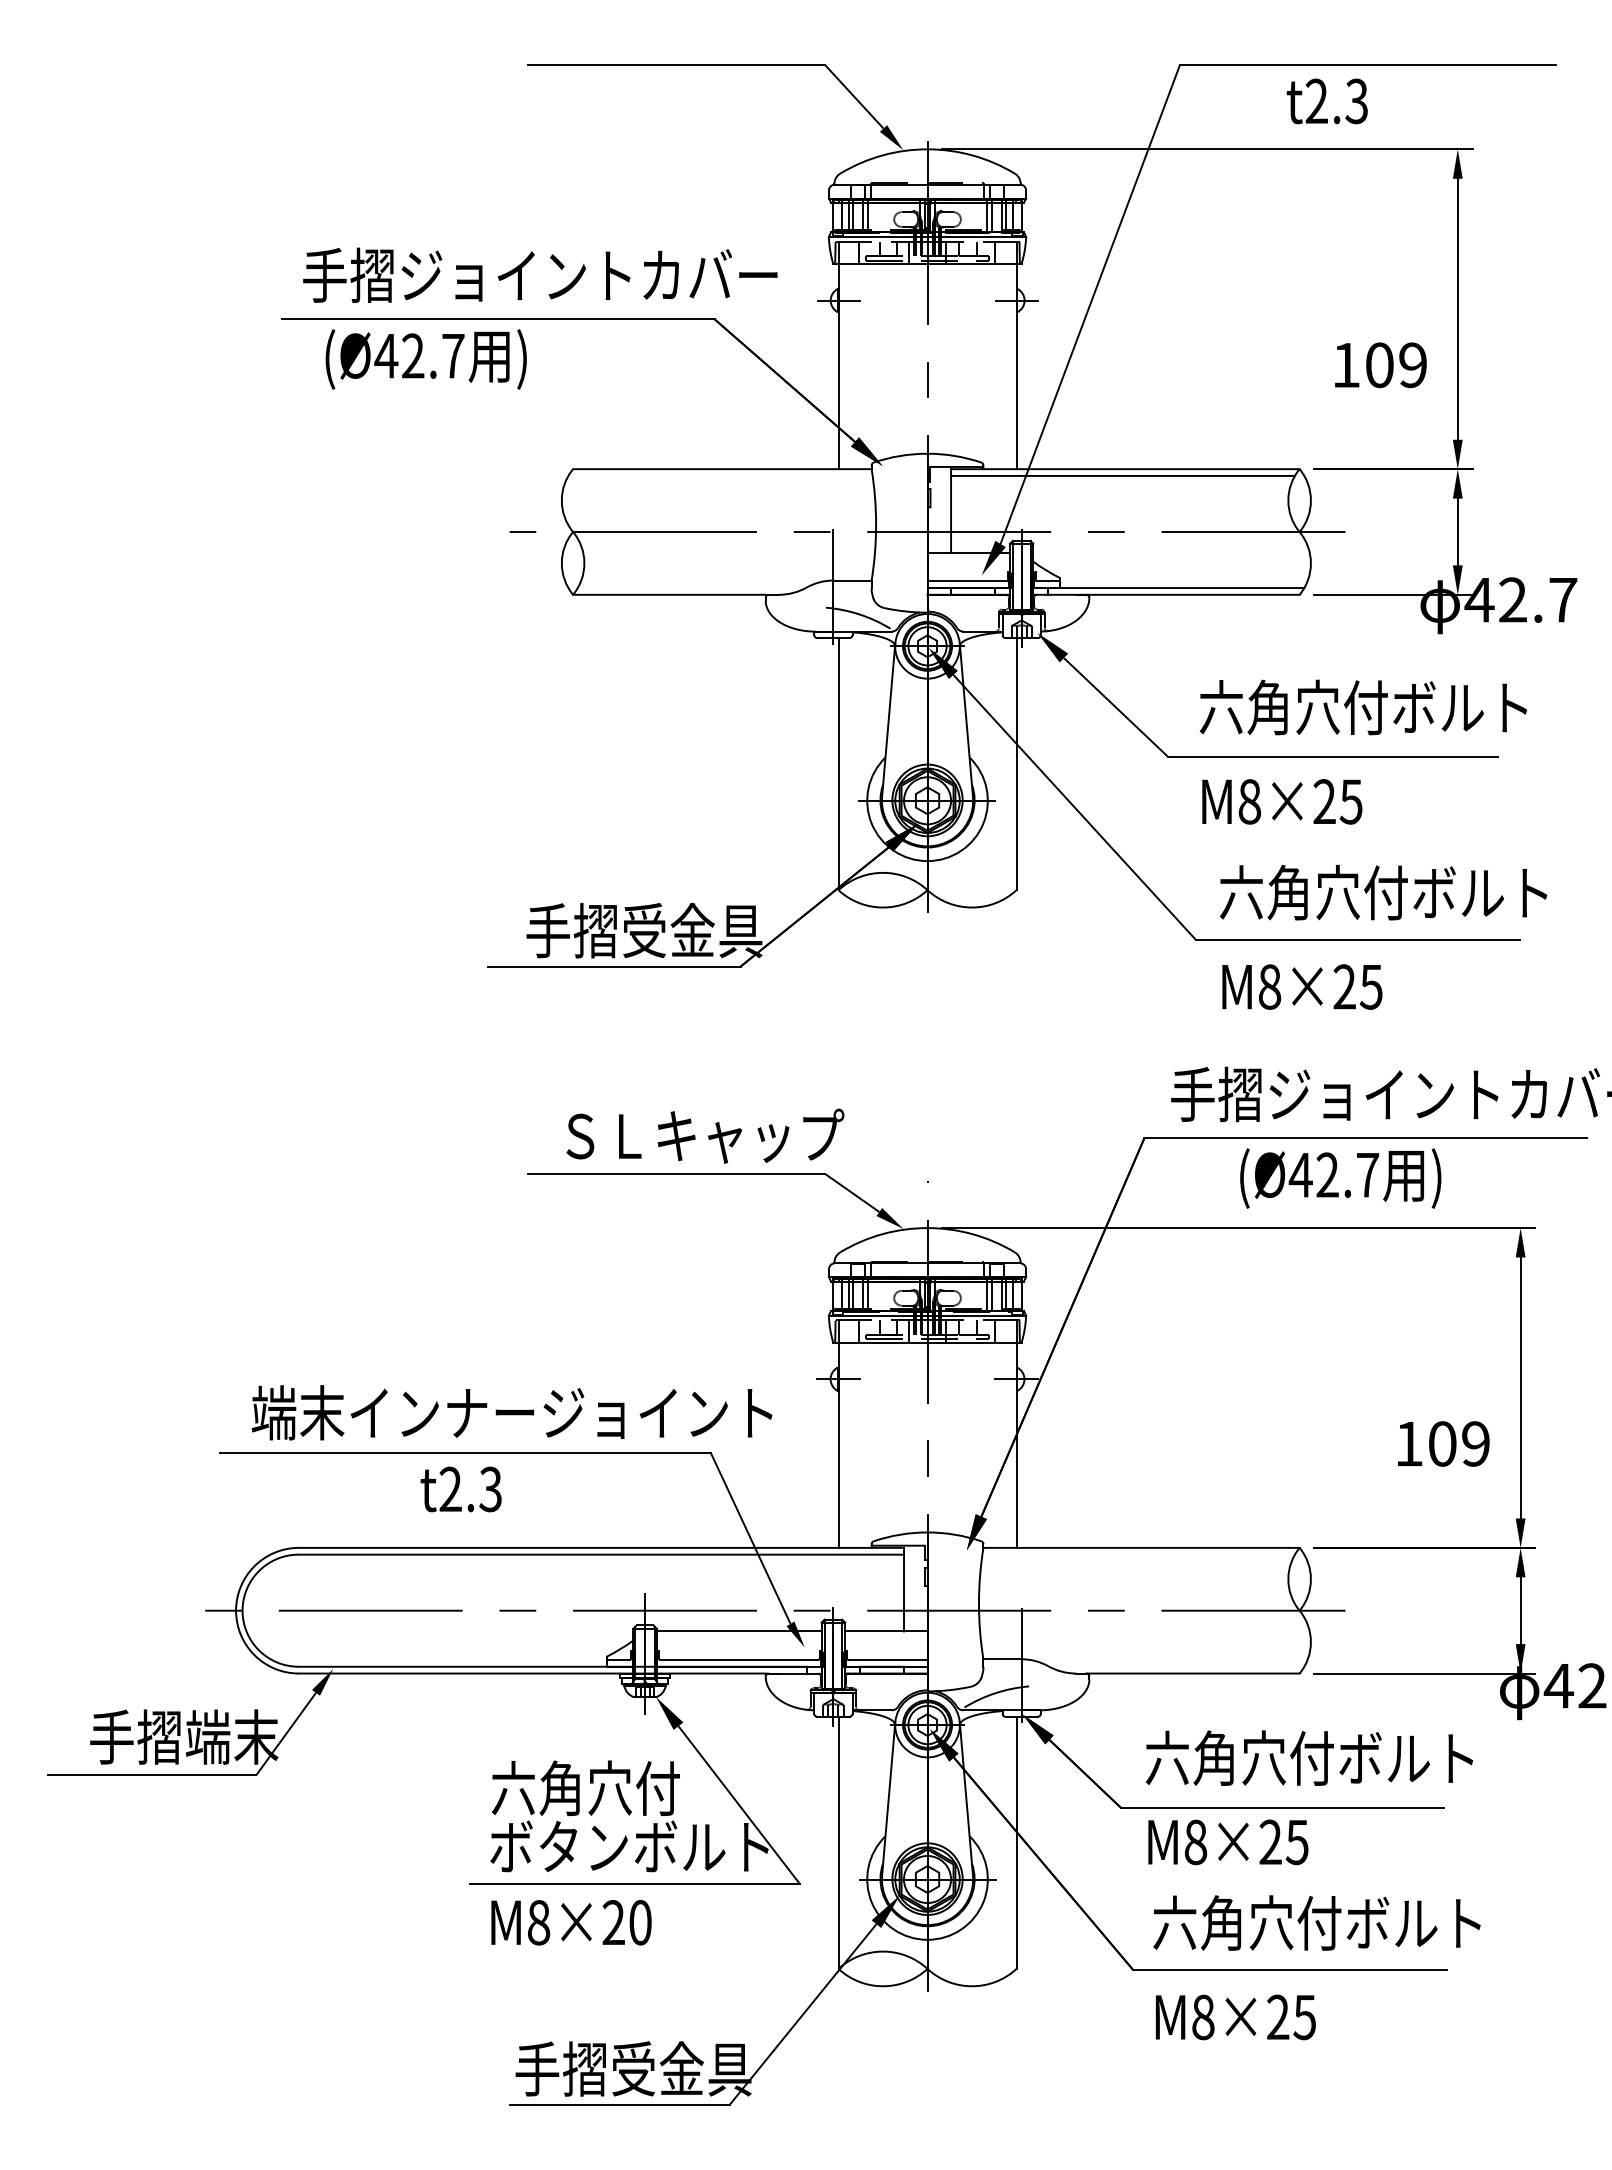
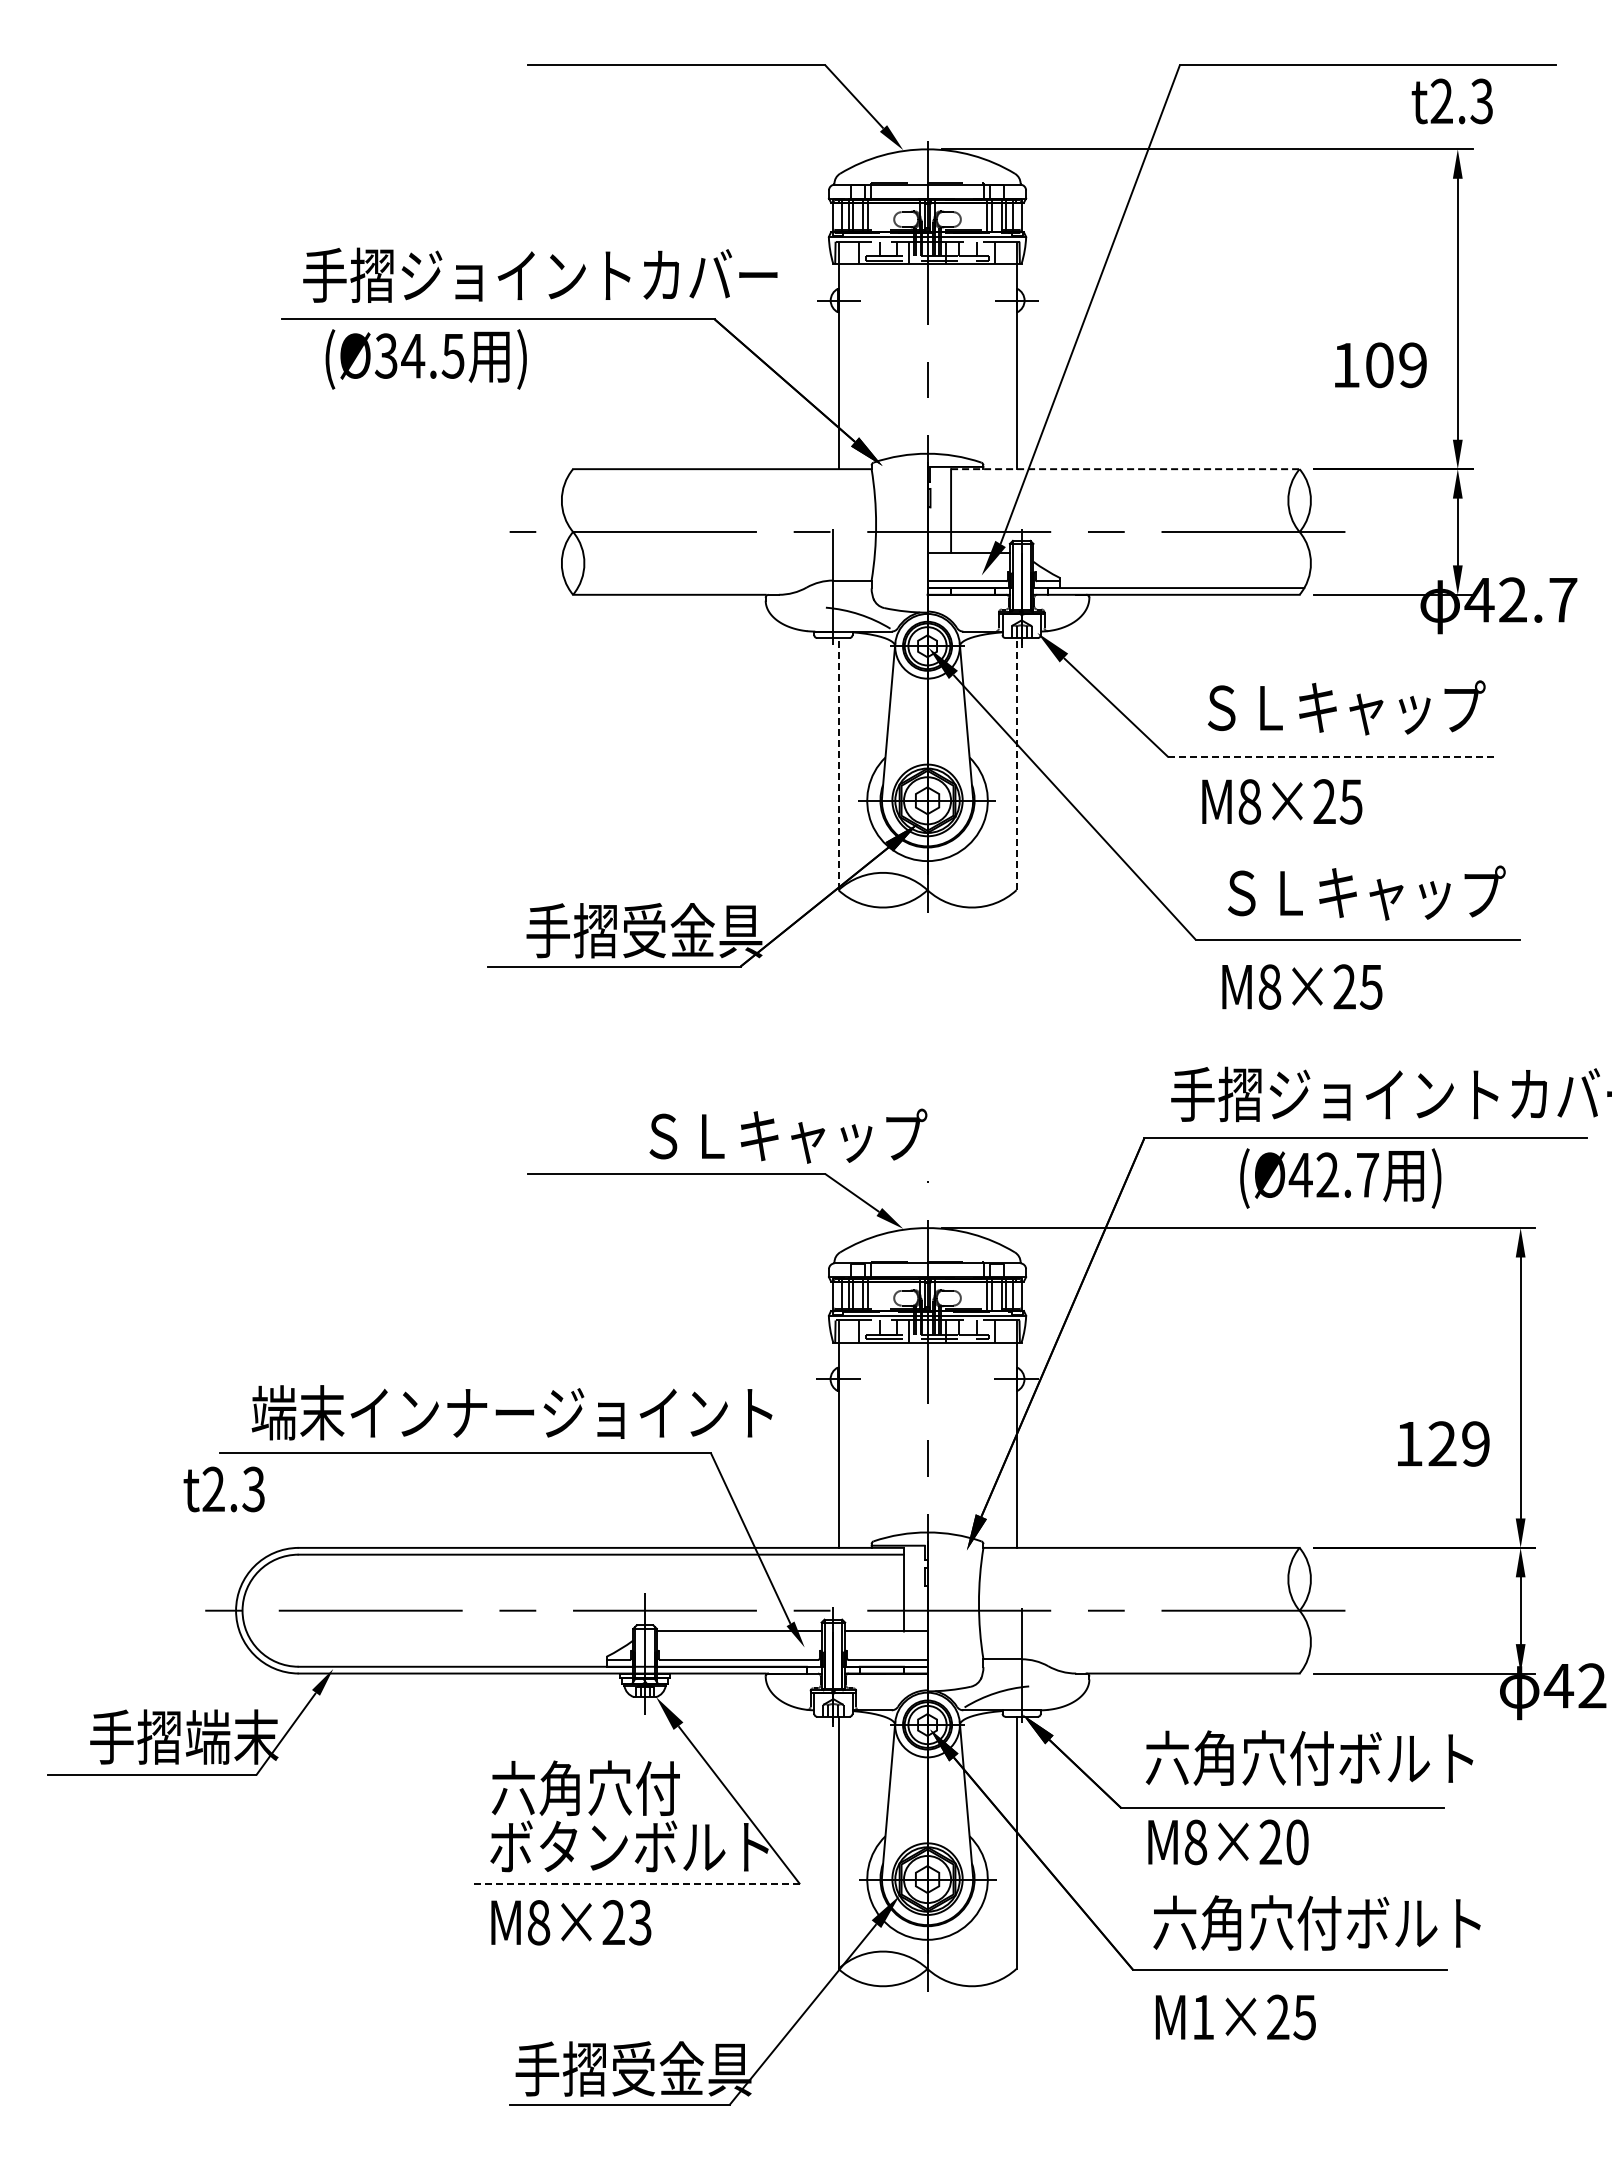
text position: (1326, 101) -> (1451, 101) (1451, 101)
text: (Ø42.7 -> (Ø34.5 (419, 355)
line: solid -> dashed (1125, 469)
line: present -> none (1122, 475)
text: 六角穴付ボルト -> ＳＬキャップ (1362, 707)
line: solid -> dashed (1333, 757)
line: solid -> dashed (838, 763)
line: solid -> dashed (1016, 763)
text: 六角穴付ボルト -> ＳＬキャップ (1383, 892)
text position: (705, 1135) -> (788, 1135) (788, 1135)
text: 109 -> 129 (1442, 1443)
text position: (460, 1489) -> (223, 1489) (223, 1489)
text: M8×25 -> M8×20 (1296, 1842)
line: solid -> dashed (635, 1884)
text: M8×20 -> M8×23 (639, 1922)
text: M8×25 -> M1×25 (1203, 2017)
